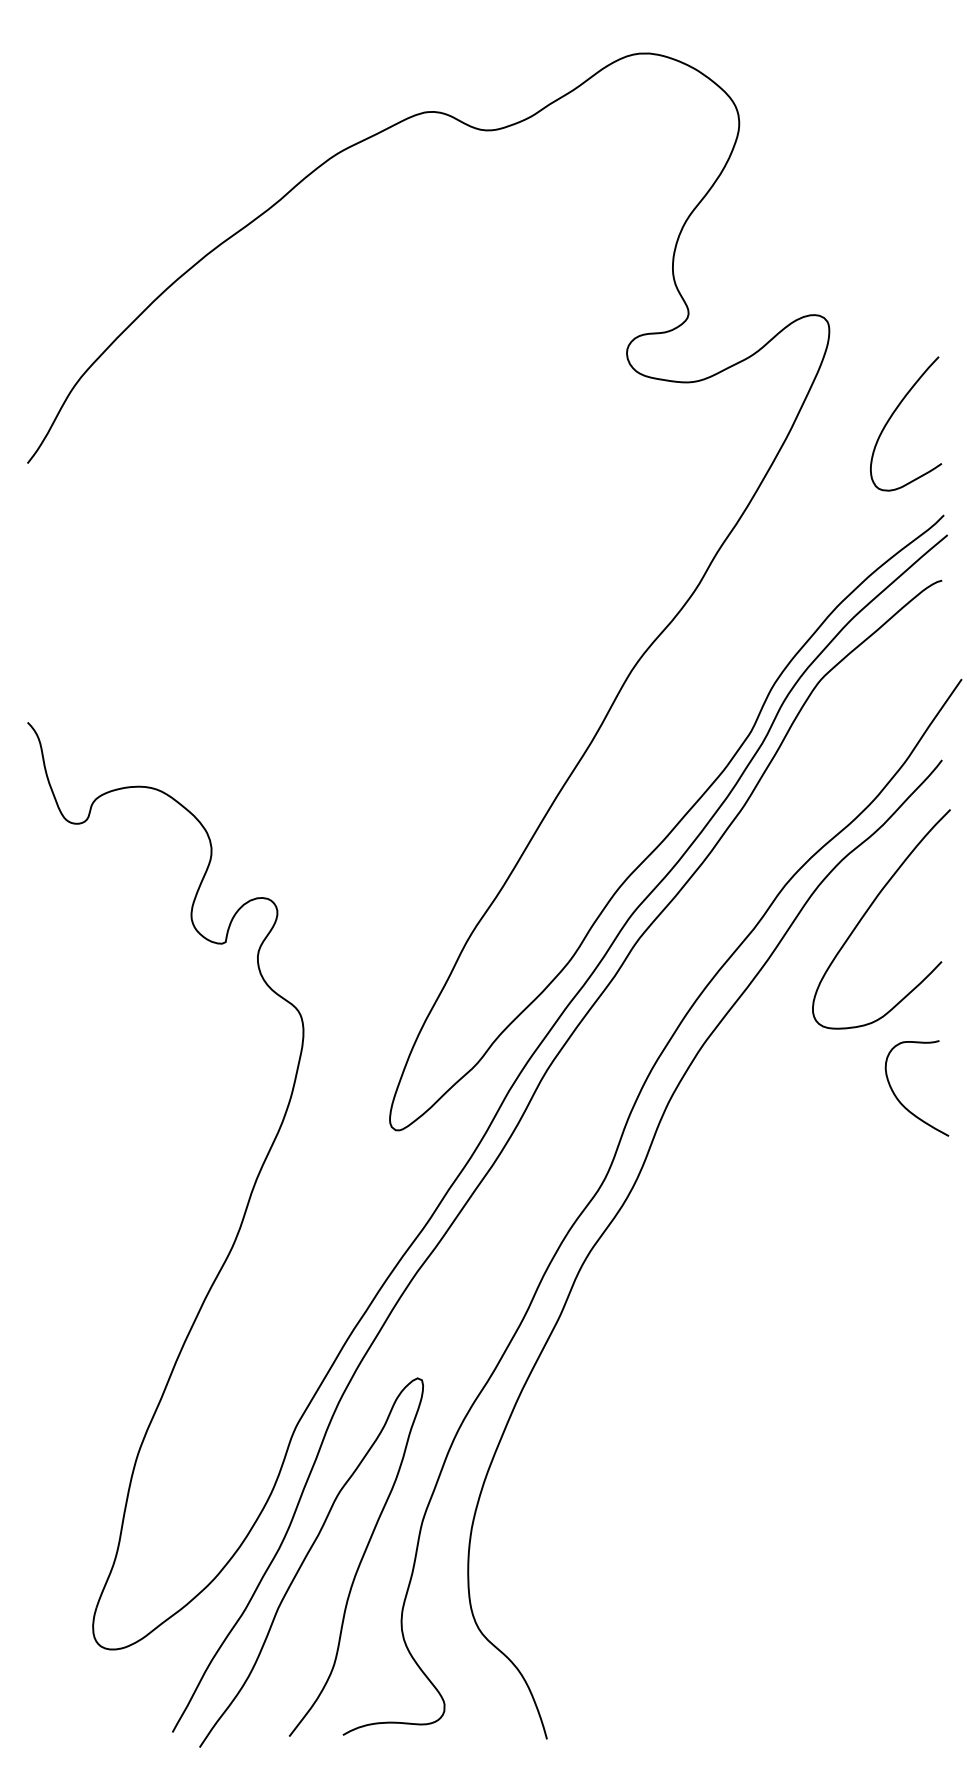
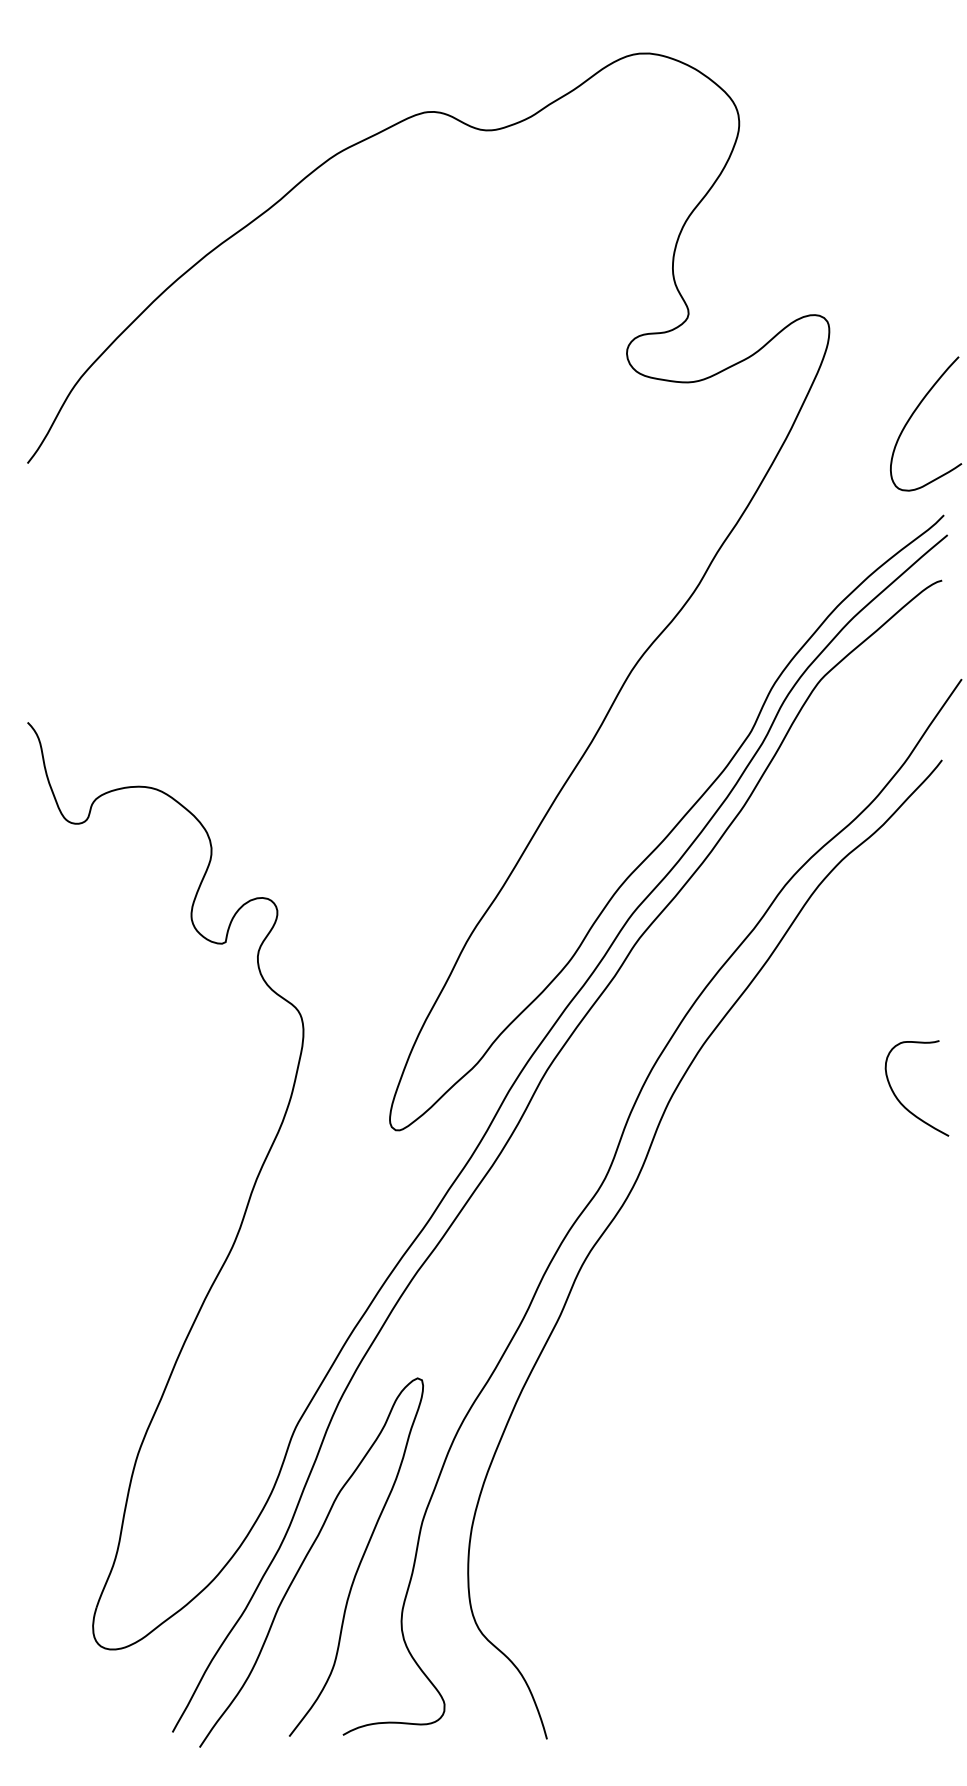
curve position: (894, 413) -> (914, 413) (914, 413)
curve: present -> none (869, 909)
